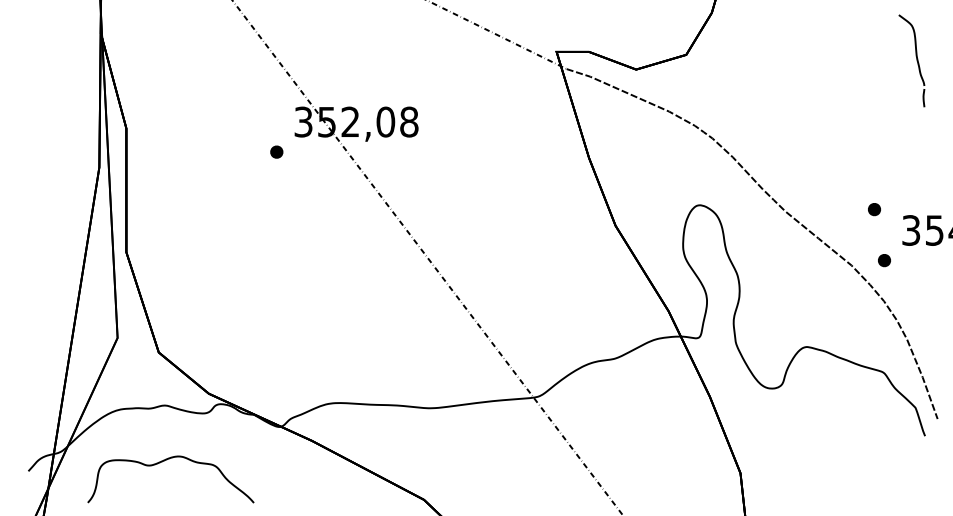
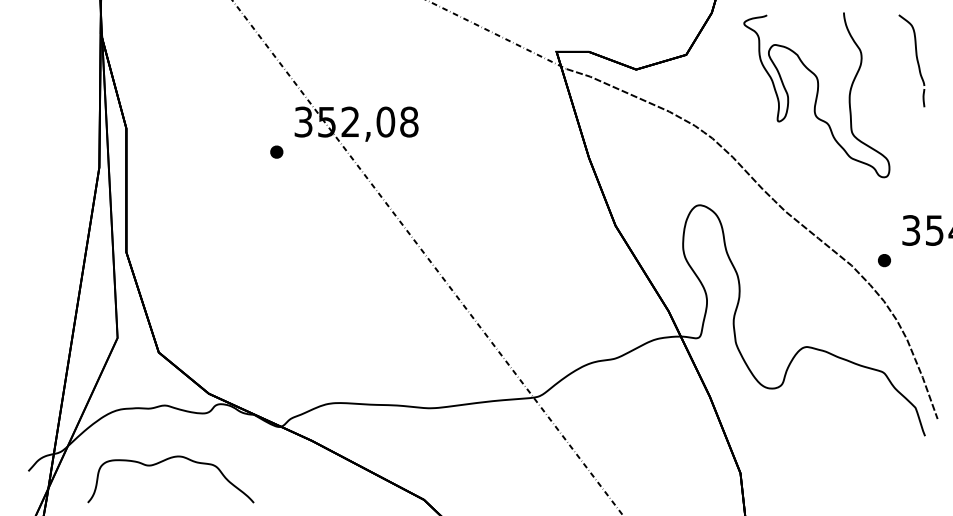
curve: none -> present (816, 95)
part: present -> none (874, 209)
